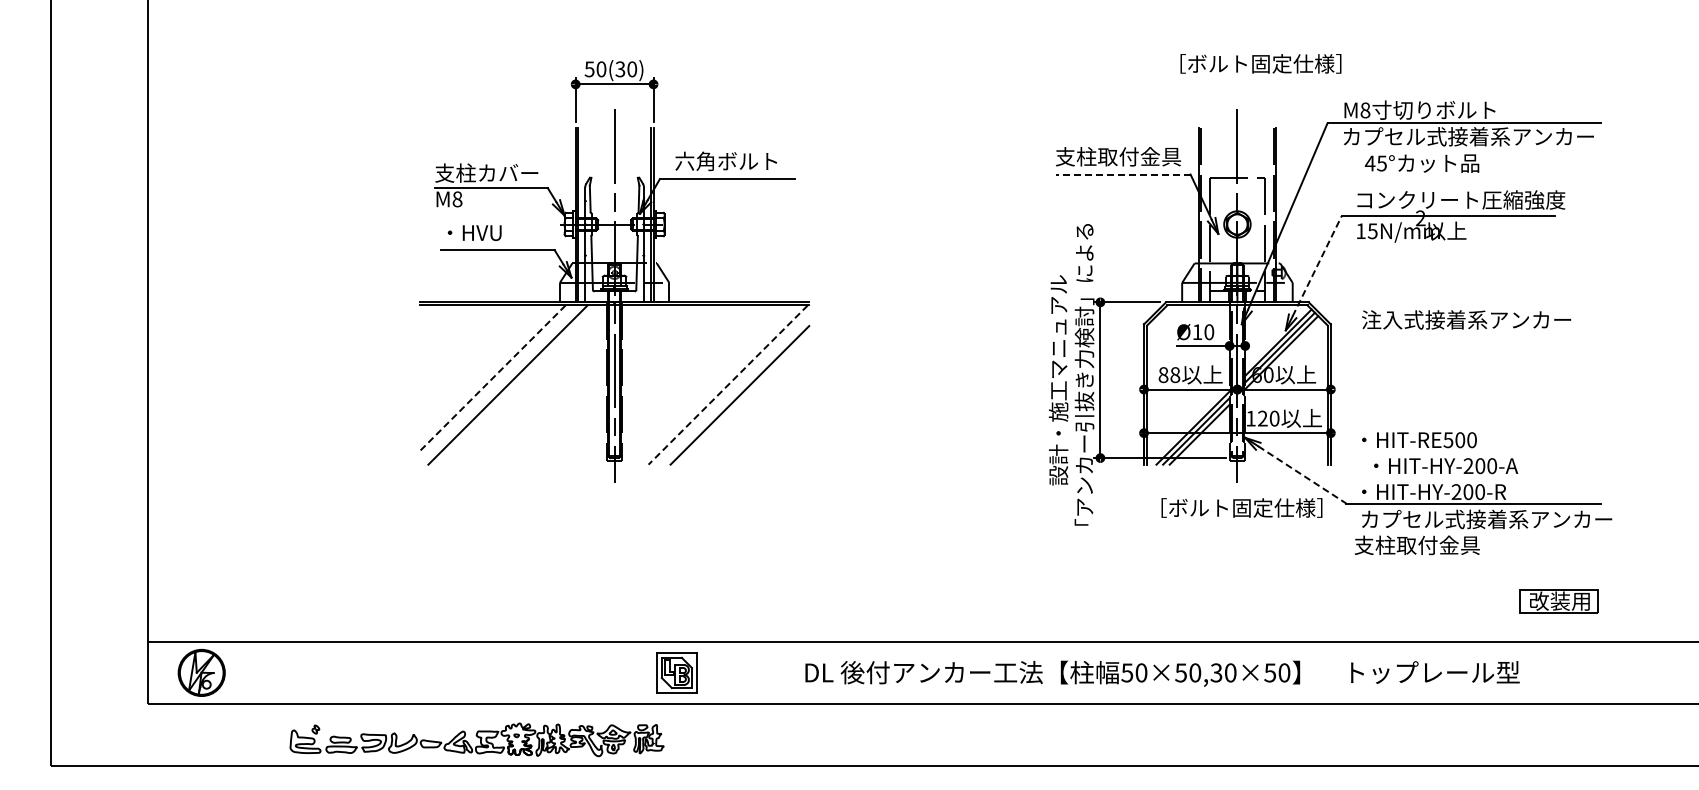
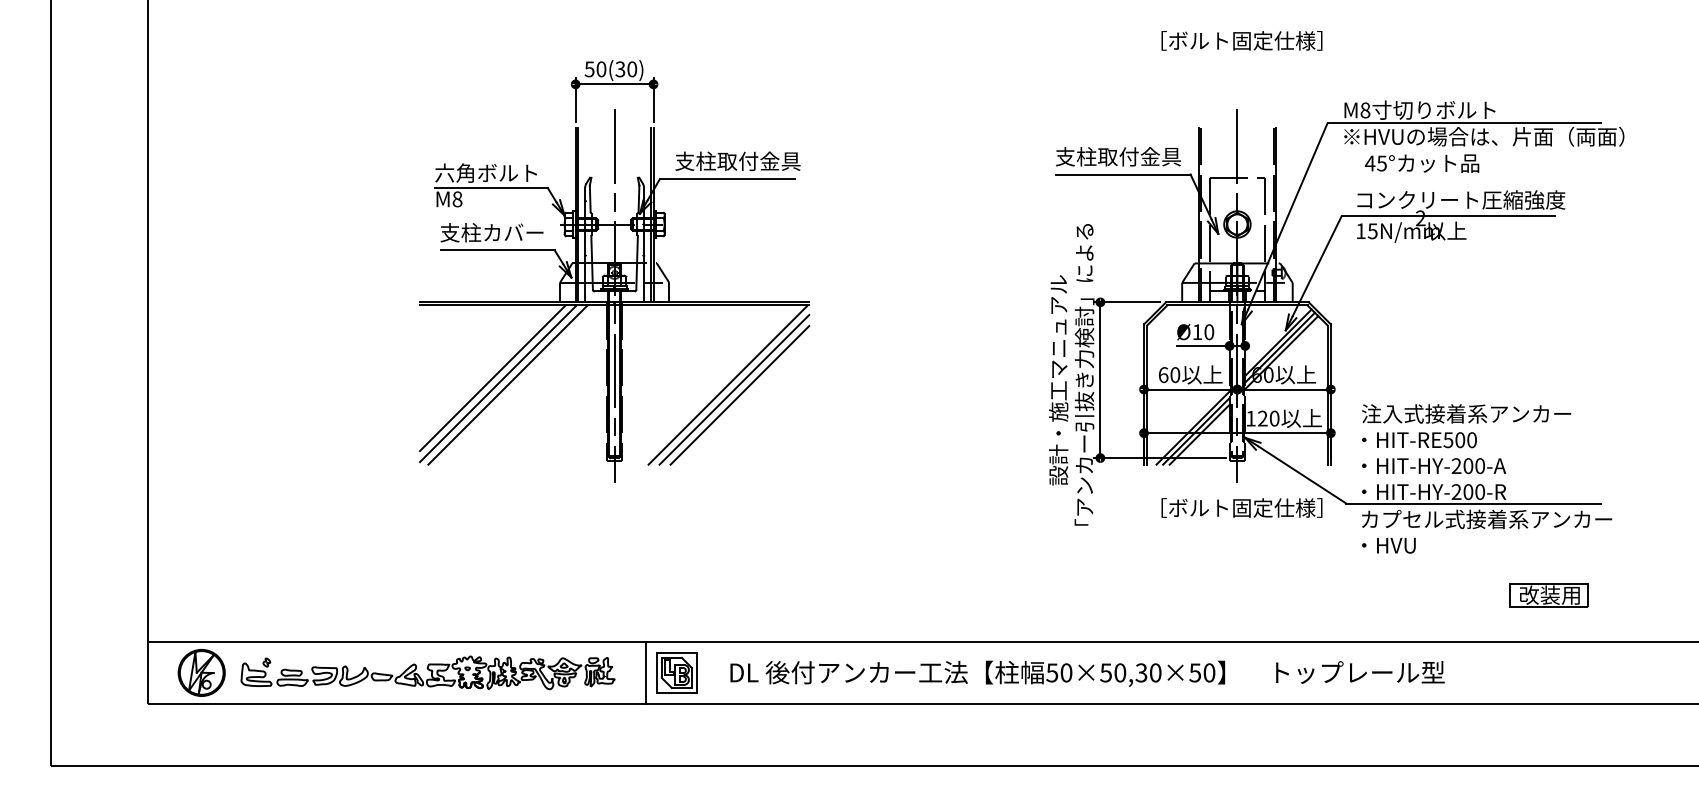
text position: (1260, 63) -> (1241, 40) (1241, 40)
text: カプセル式接着系アンカー -> ※HVUの場合は、片面（両面） (1483, 136)
text: 六角ボルト -> 支柱取付金具 (737, 161)
text: 支柱カバー -> 六角ボルト (486, 172)
line: dashed -> solid (1122, 174)
text: ・HVU -> 支柱カバー (491, 232)
line: dashed -> solid (1317, 266)
text position: (1466, 319) -> (1466, 413) (1466, 413)
text: 88 -> 60 (1169, 374)
line: dashed -> solid (492, 378)
line: none -> present (497, 383)
line: dashed -> solid (728, 385)
line: none -> present (734, 389)
text position: (1446, 466) -> (1434, 466) (1434, 466)
line: dashed -> solid (1302, 474)
text: 支柱取付金具 -> ・HVU (1416, 545)
part position: (1558, 601) -> (1548, 595) (1548, 595)
line: none -> present (645, 672)
text position: (1162, 673) -> (1087, 673) (1087, 673)
part position: (476, 739) -> (427, 672) (427, 672)
